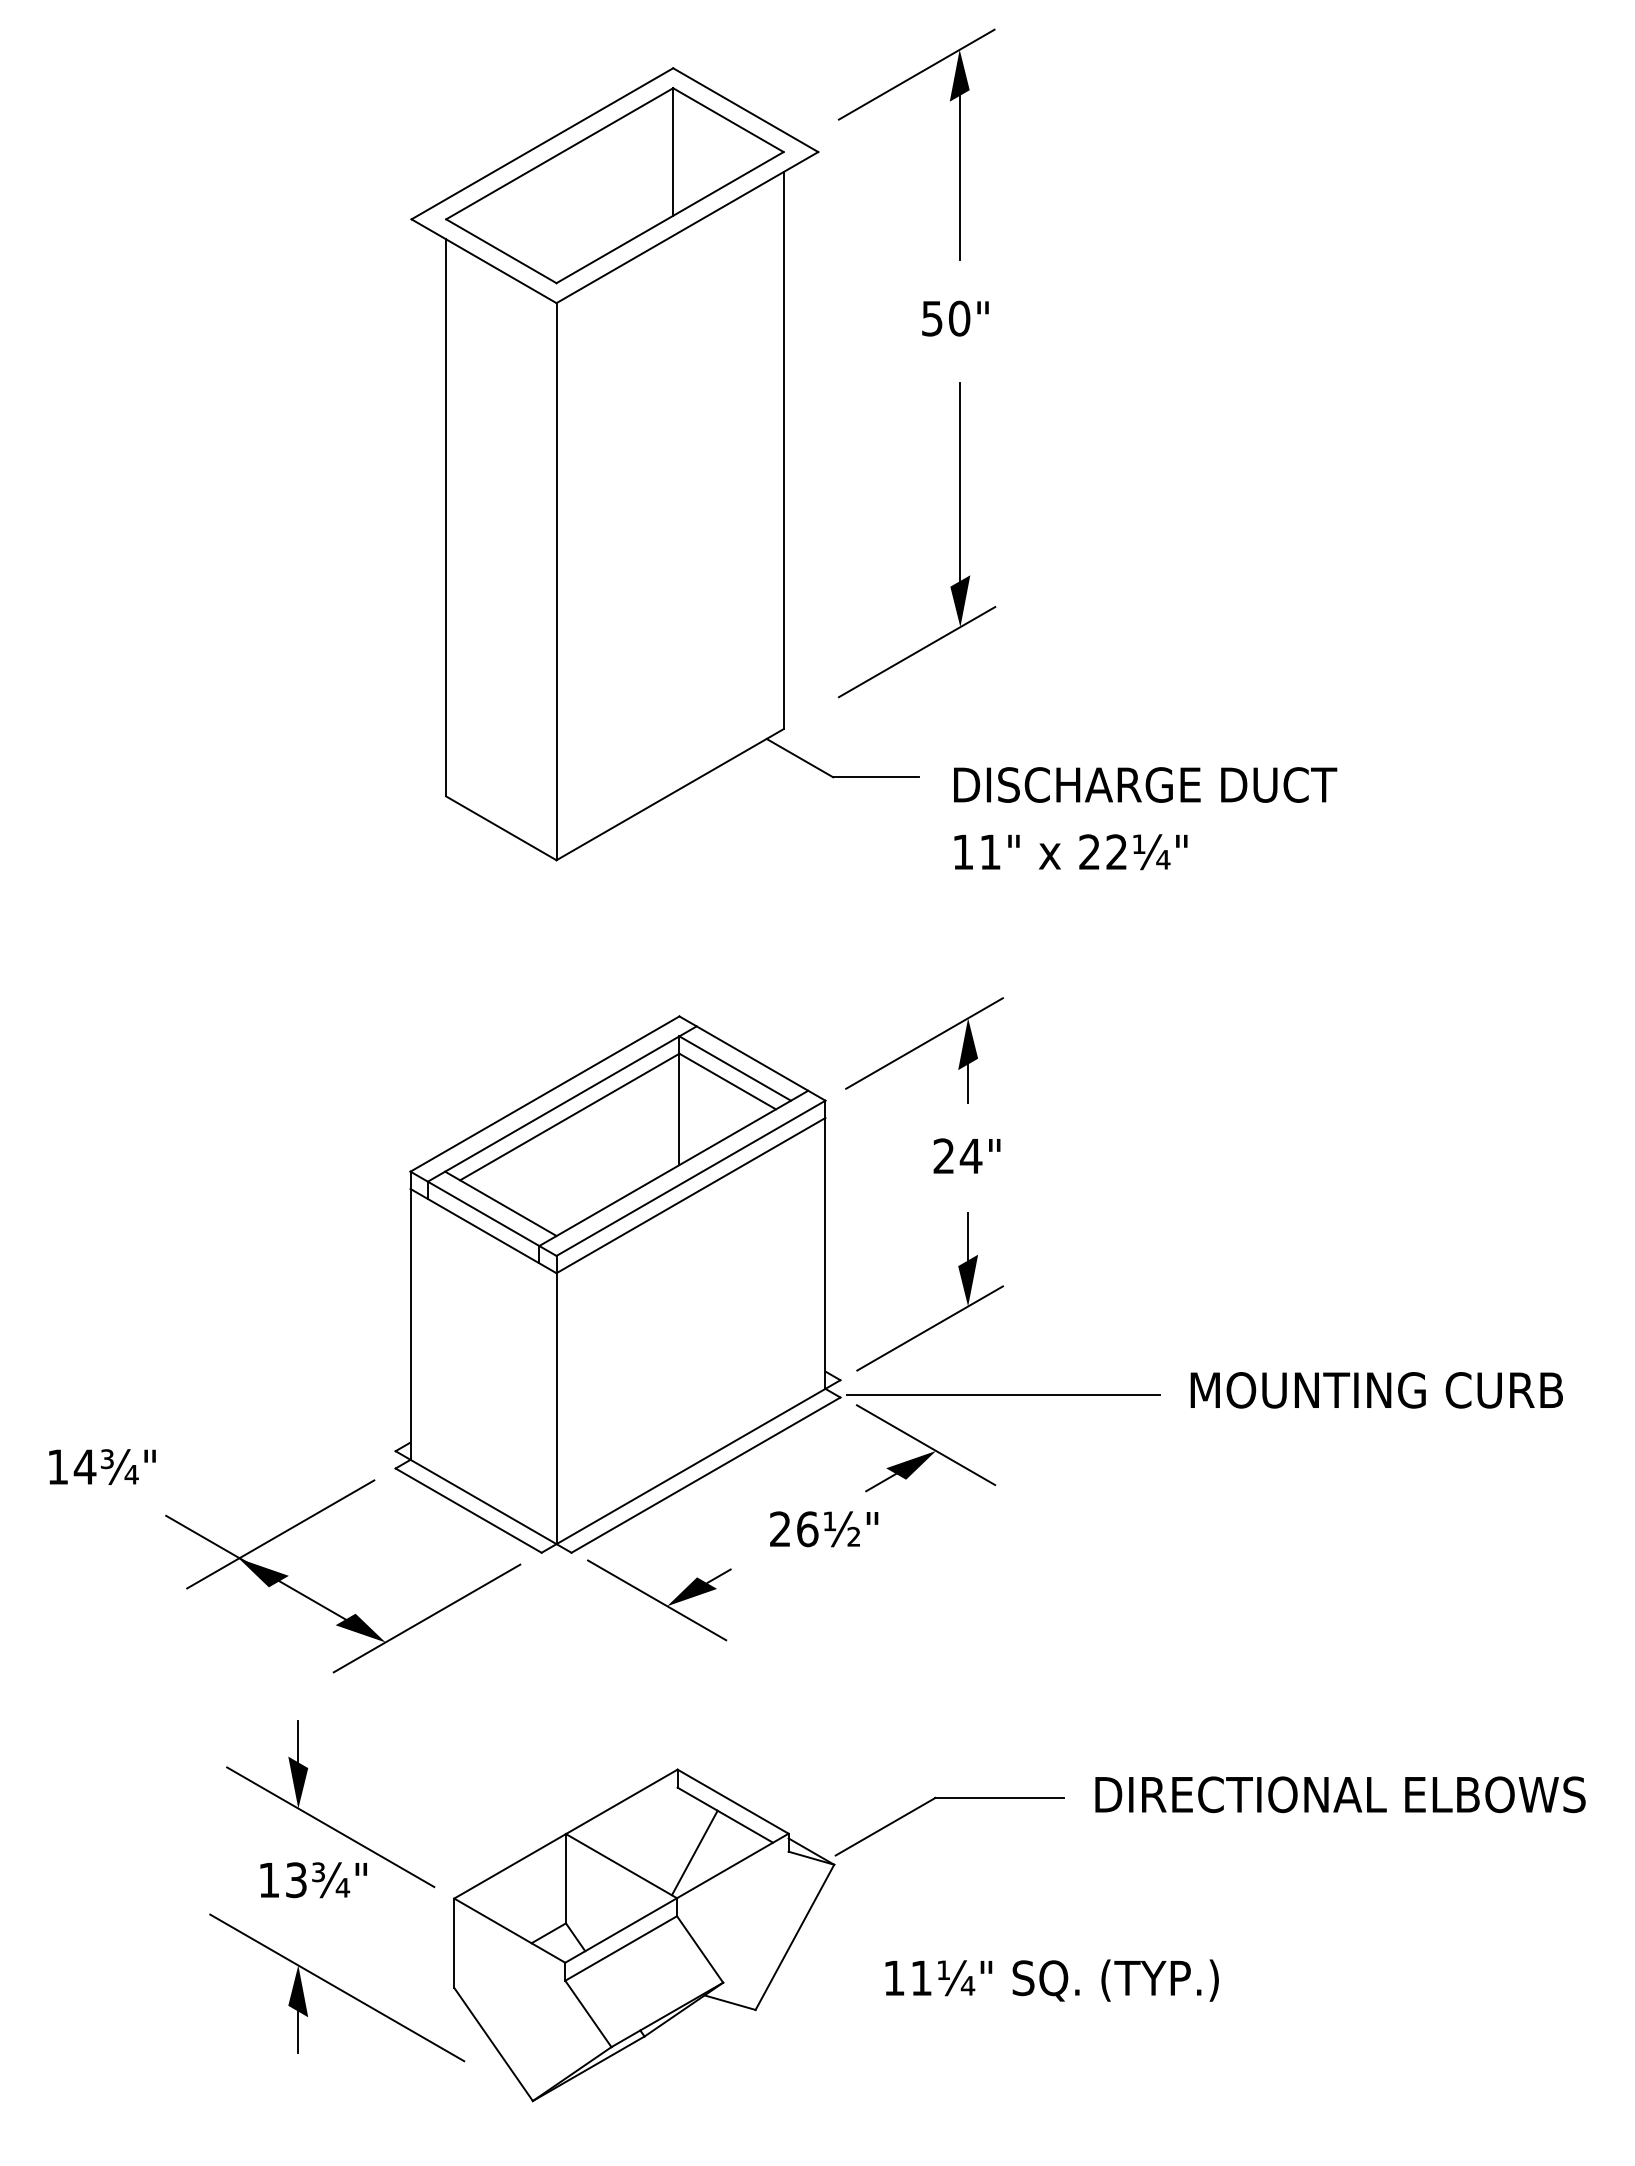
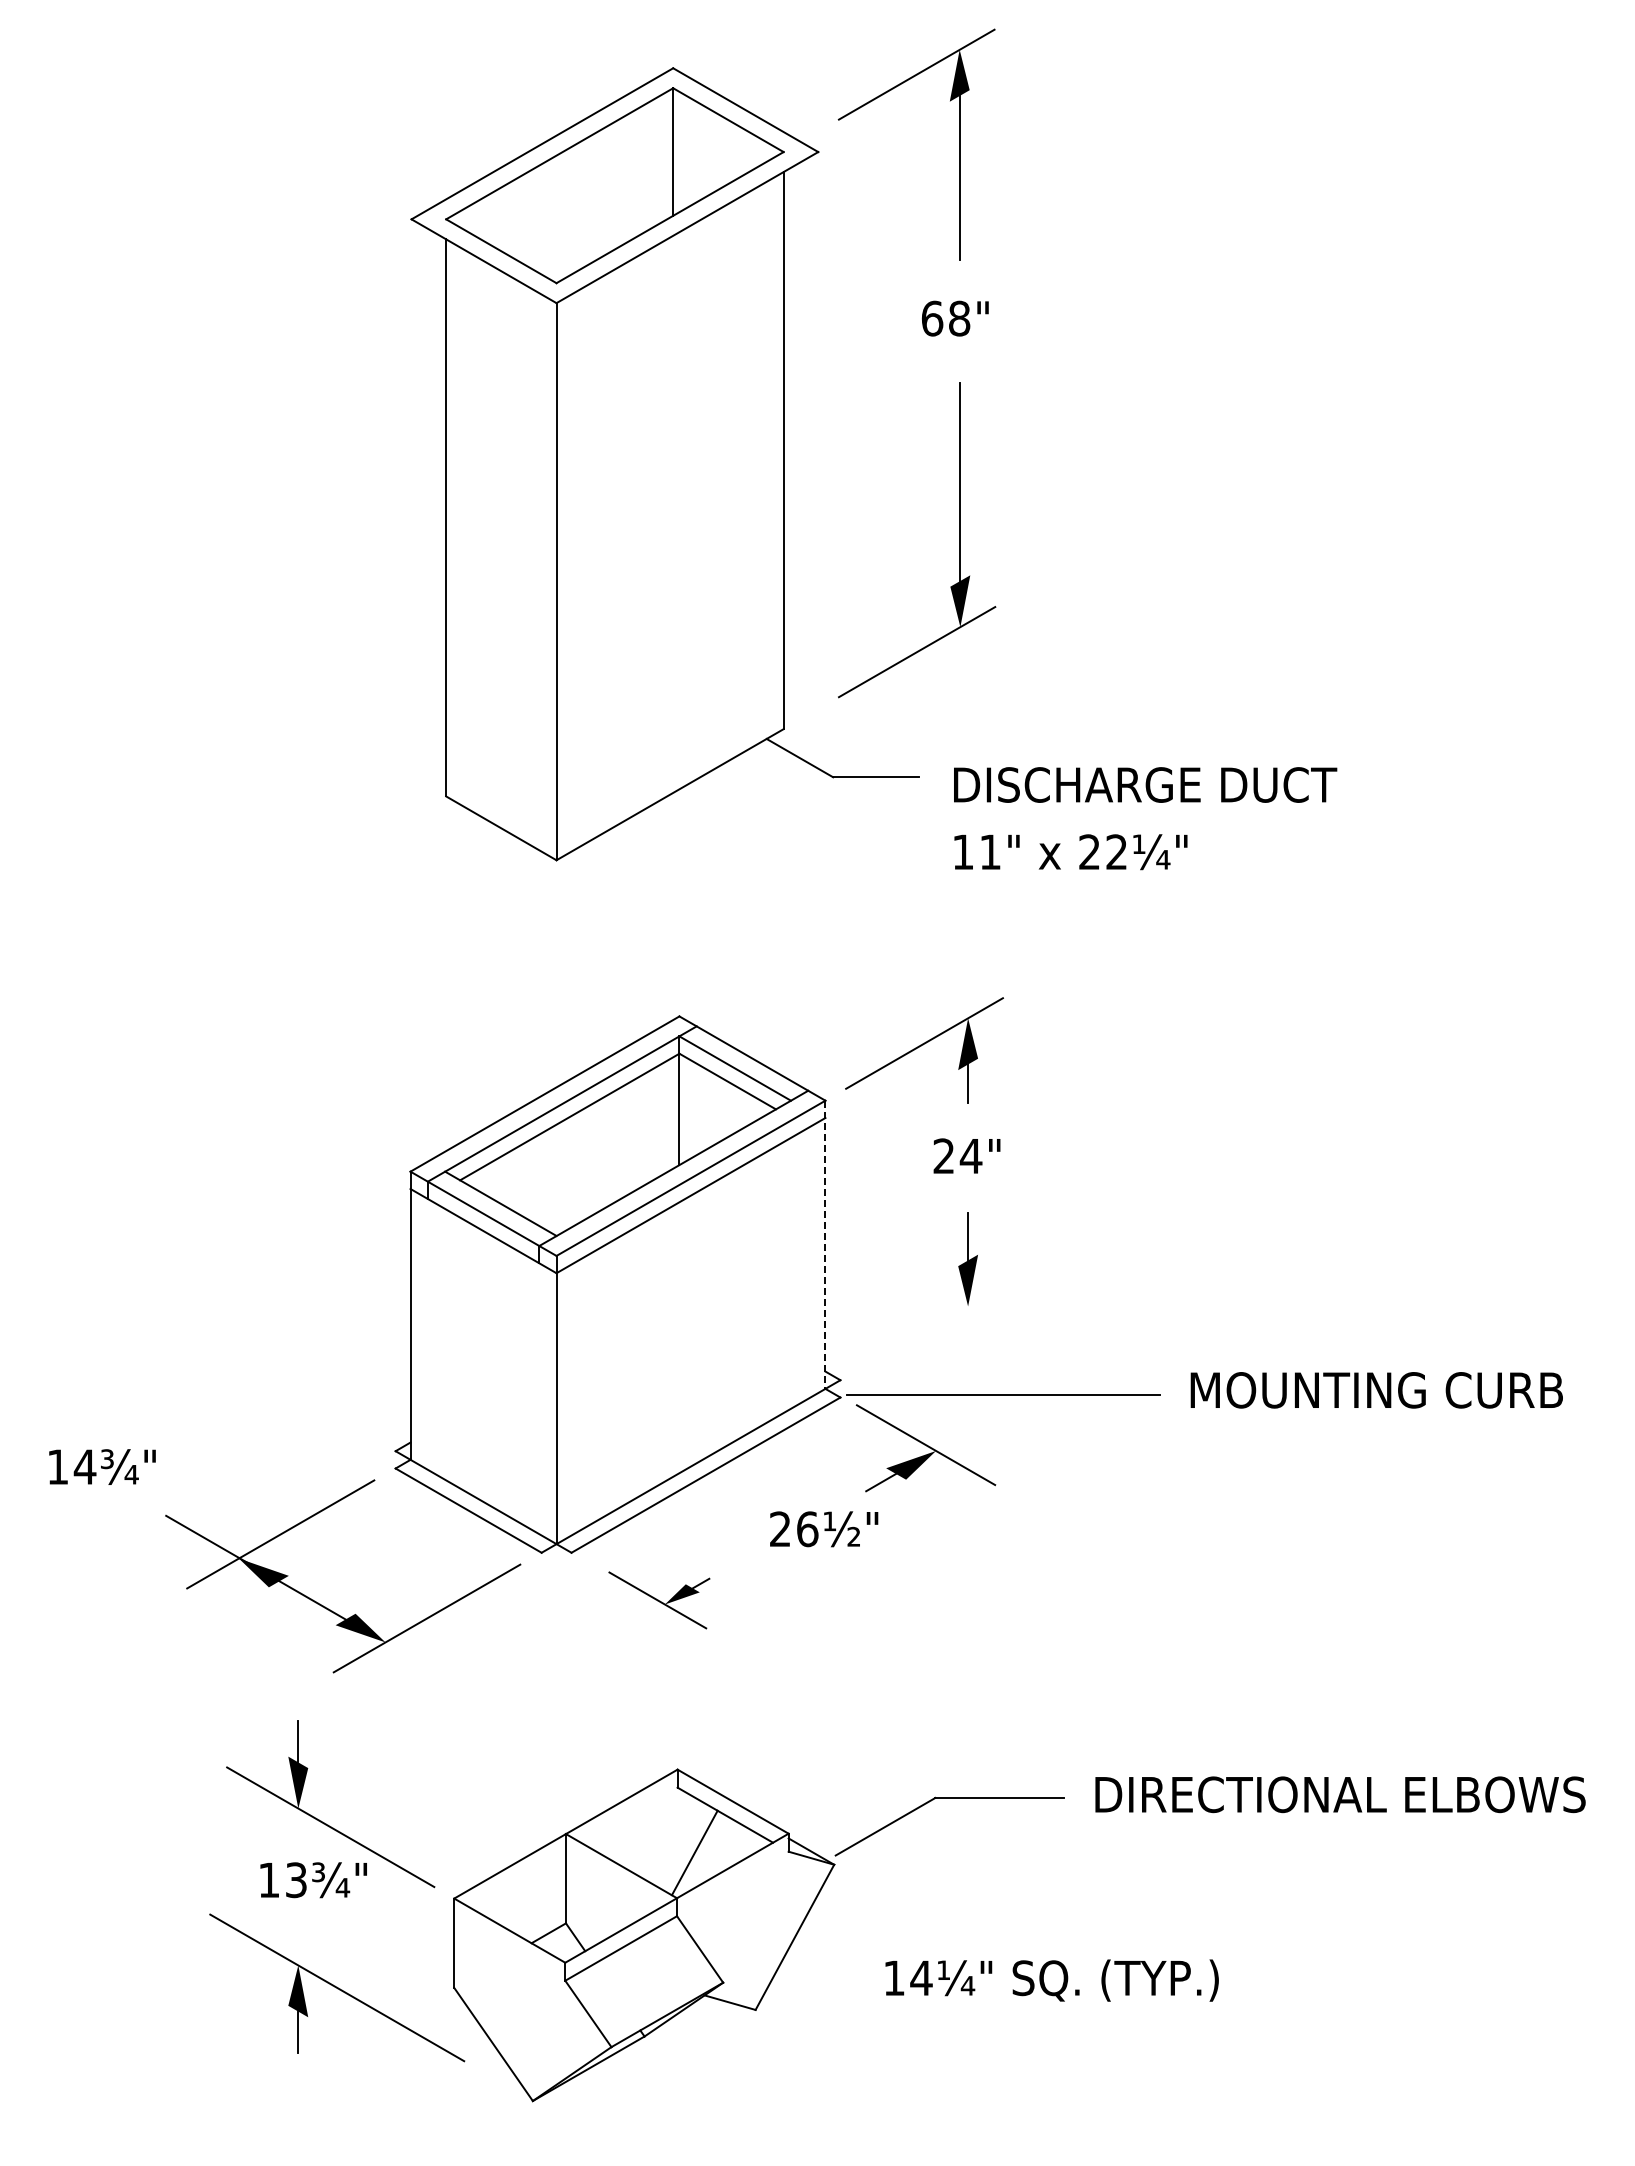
text: 50" -> 68" (945, 318)
line: solid -> dashed (825, 1245)
line: present -> none (929, 1328)
part size: 145x83 px -> 103x59 px (659, 1600)
text: 11¼" -> 14¼" (921, 1977)
